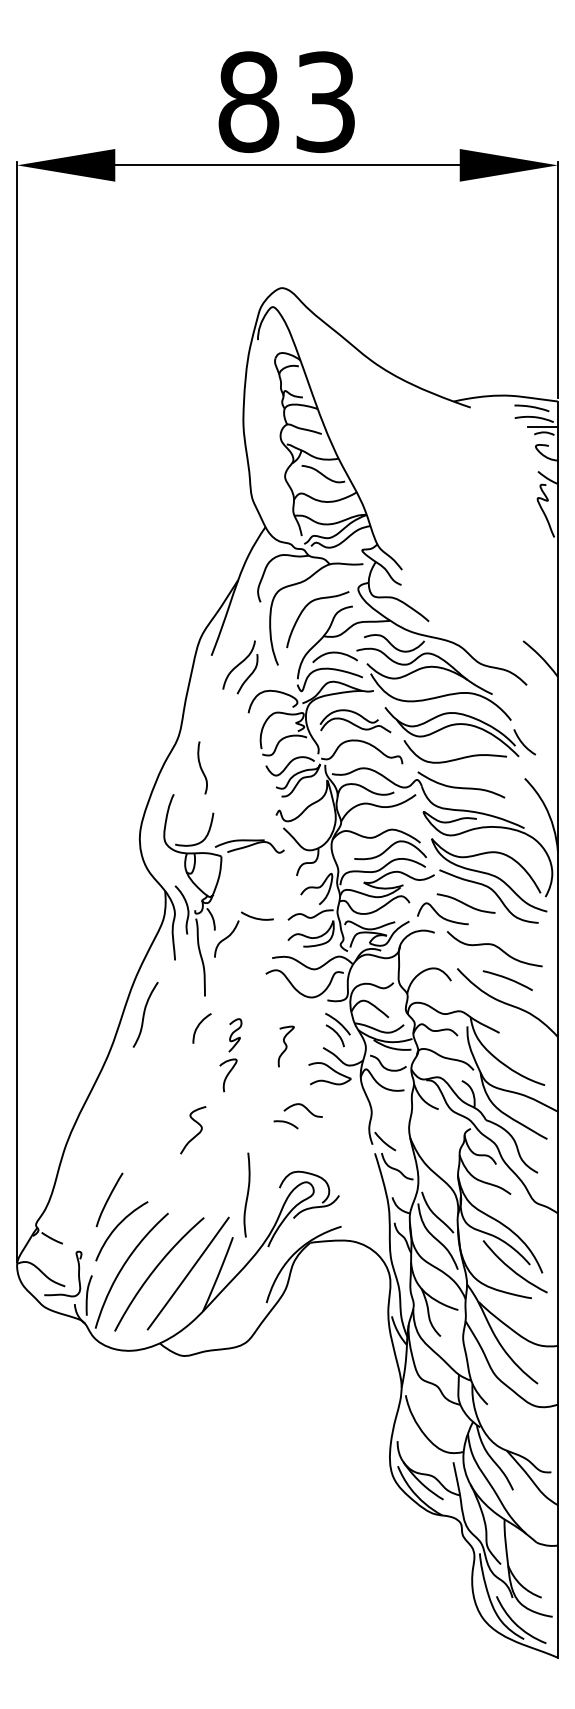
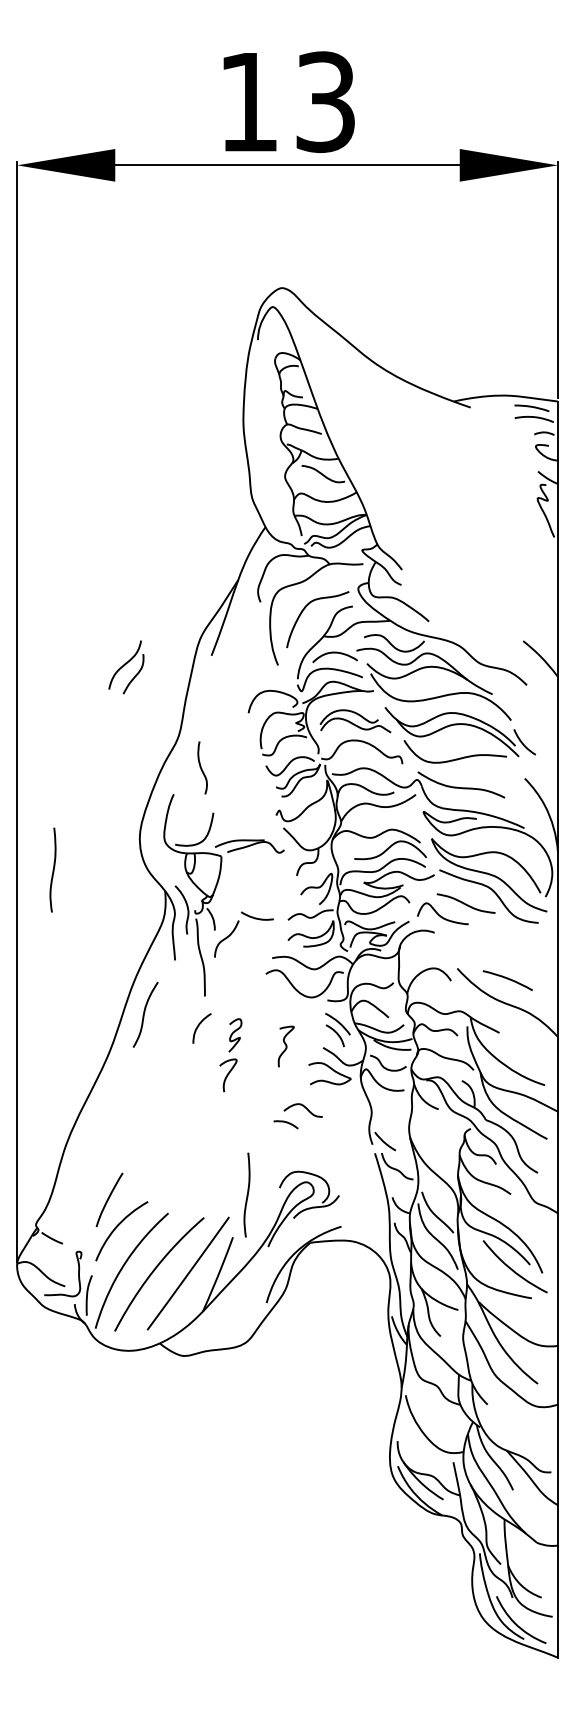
text: 83 -> 13 (248, 101)
line: present -> none (542, 427)
part position: (240, 667) -> (126, 667) (126, 667)
curve: none -> present (52, 869)
curve: present -> none (496, 947)
curve: present -> none (197, 1133)
